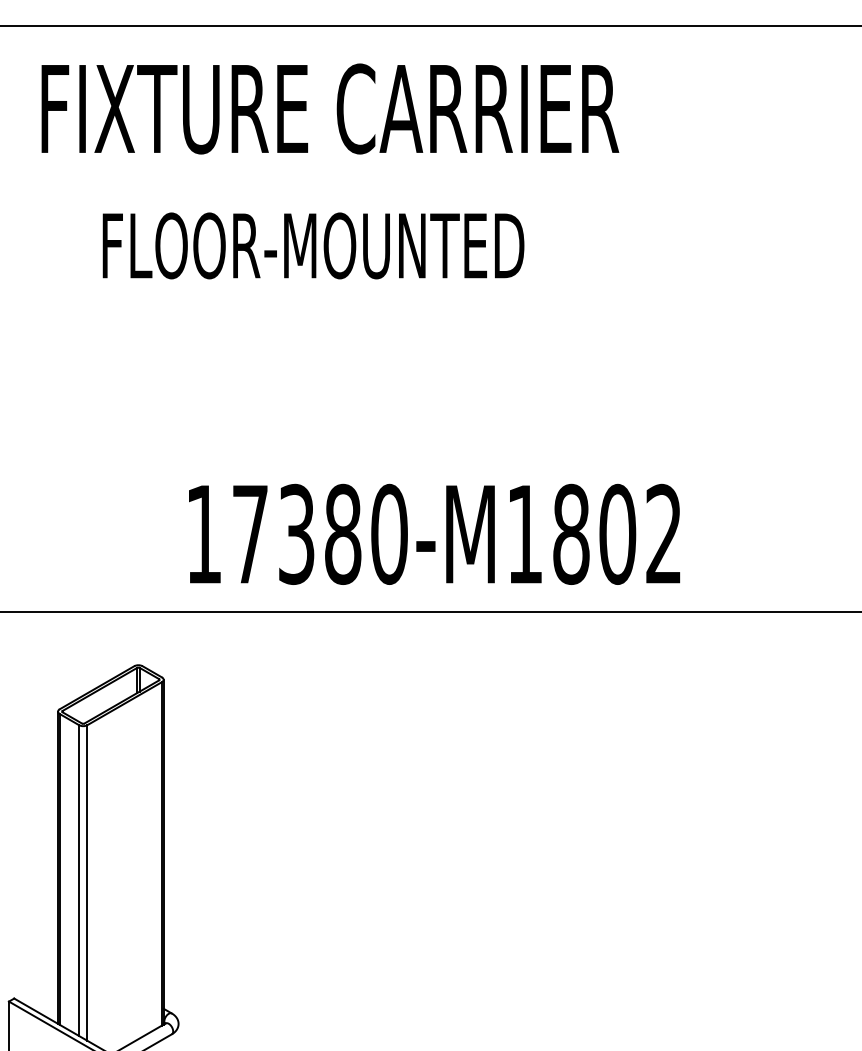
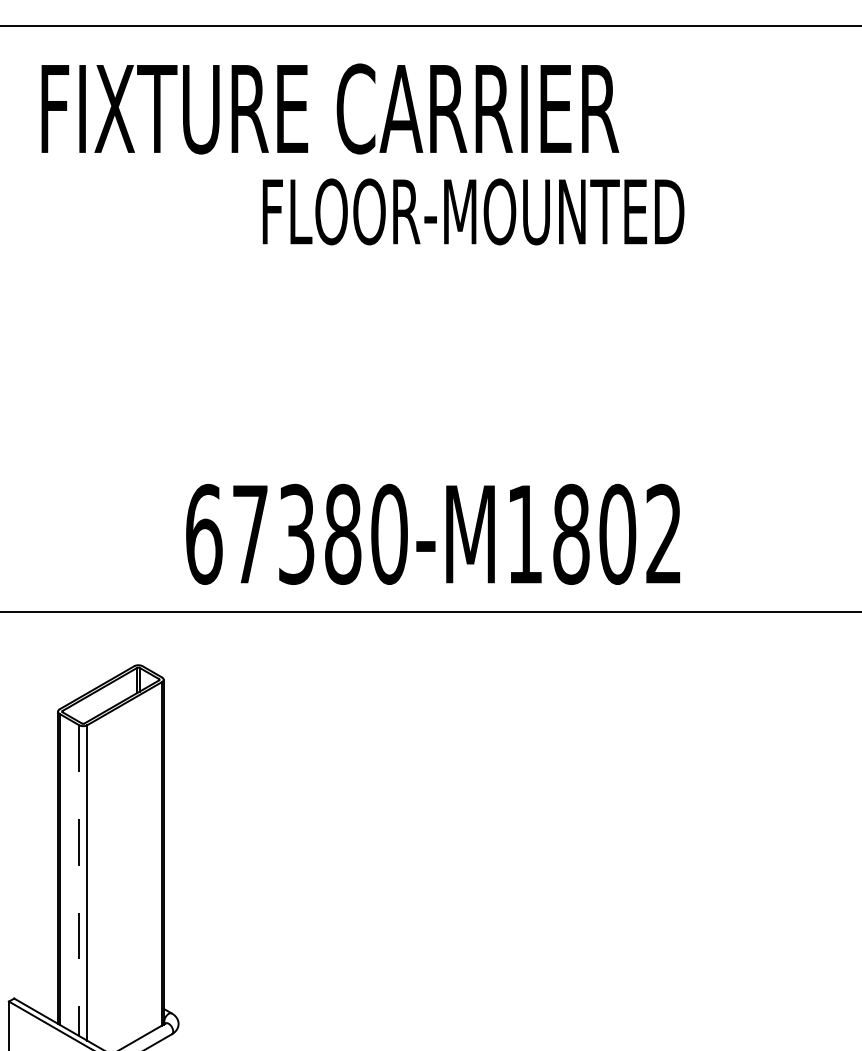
text position: (313, 245) -> (473, 211) (473, 211)
text: 17380-M1802 -> 67380-M1802 (204, 533)
line: solid -> dashed (79, 881)
